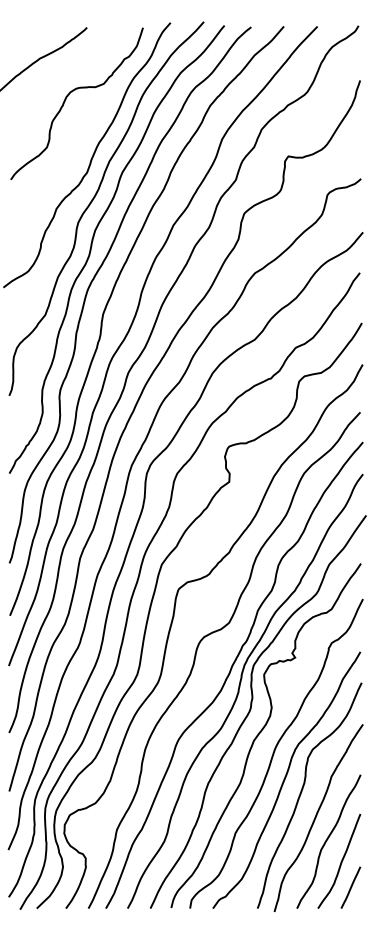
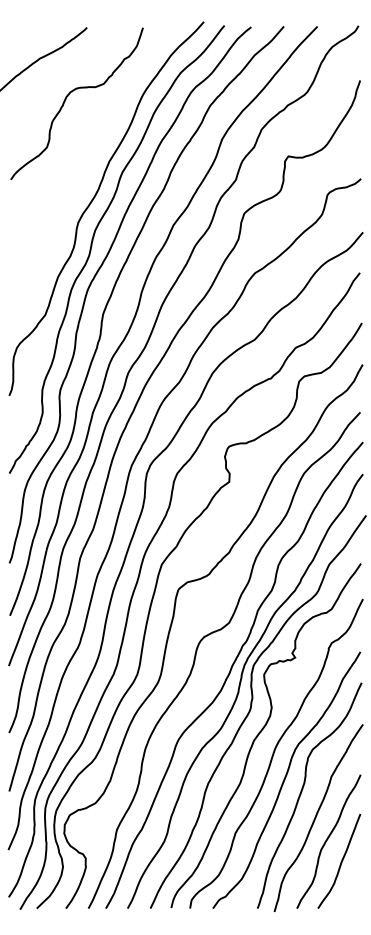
curve: present -> none (91, 156)
line: present -> none (350, 887)
